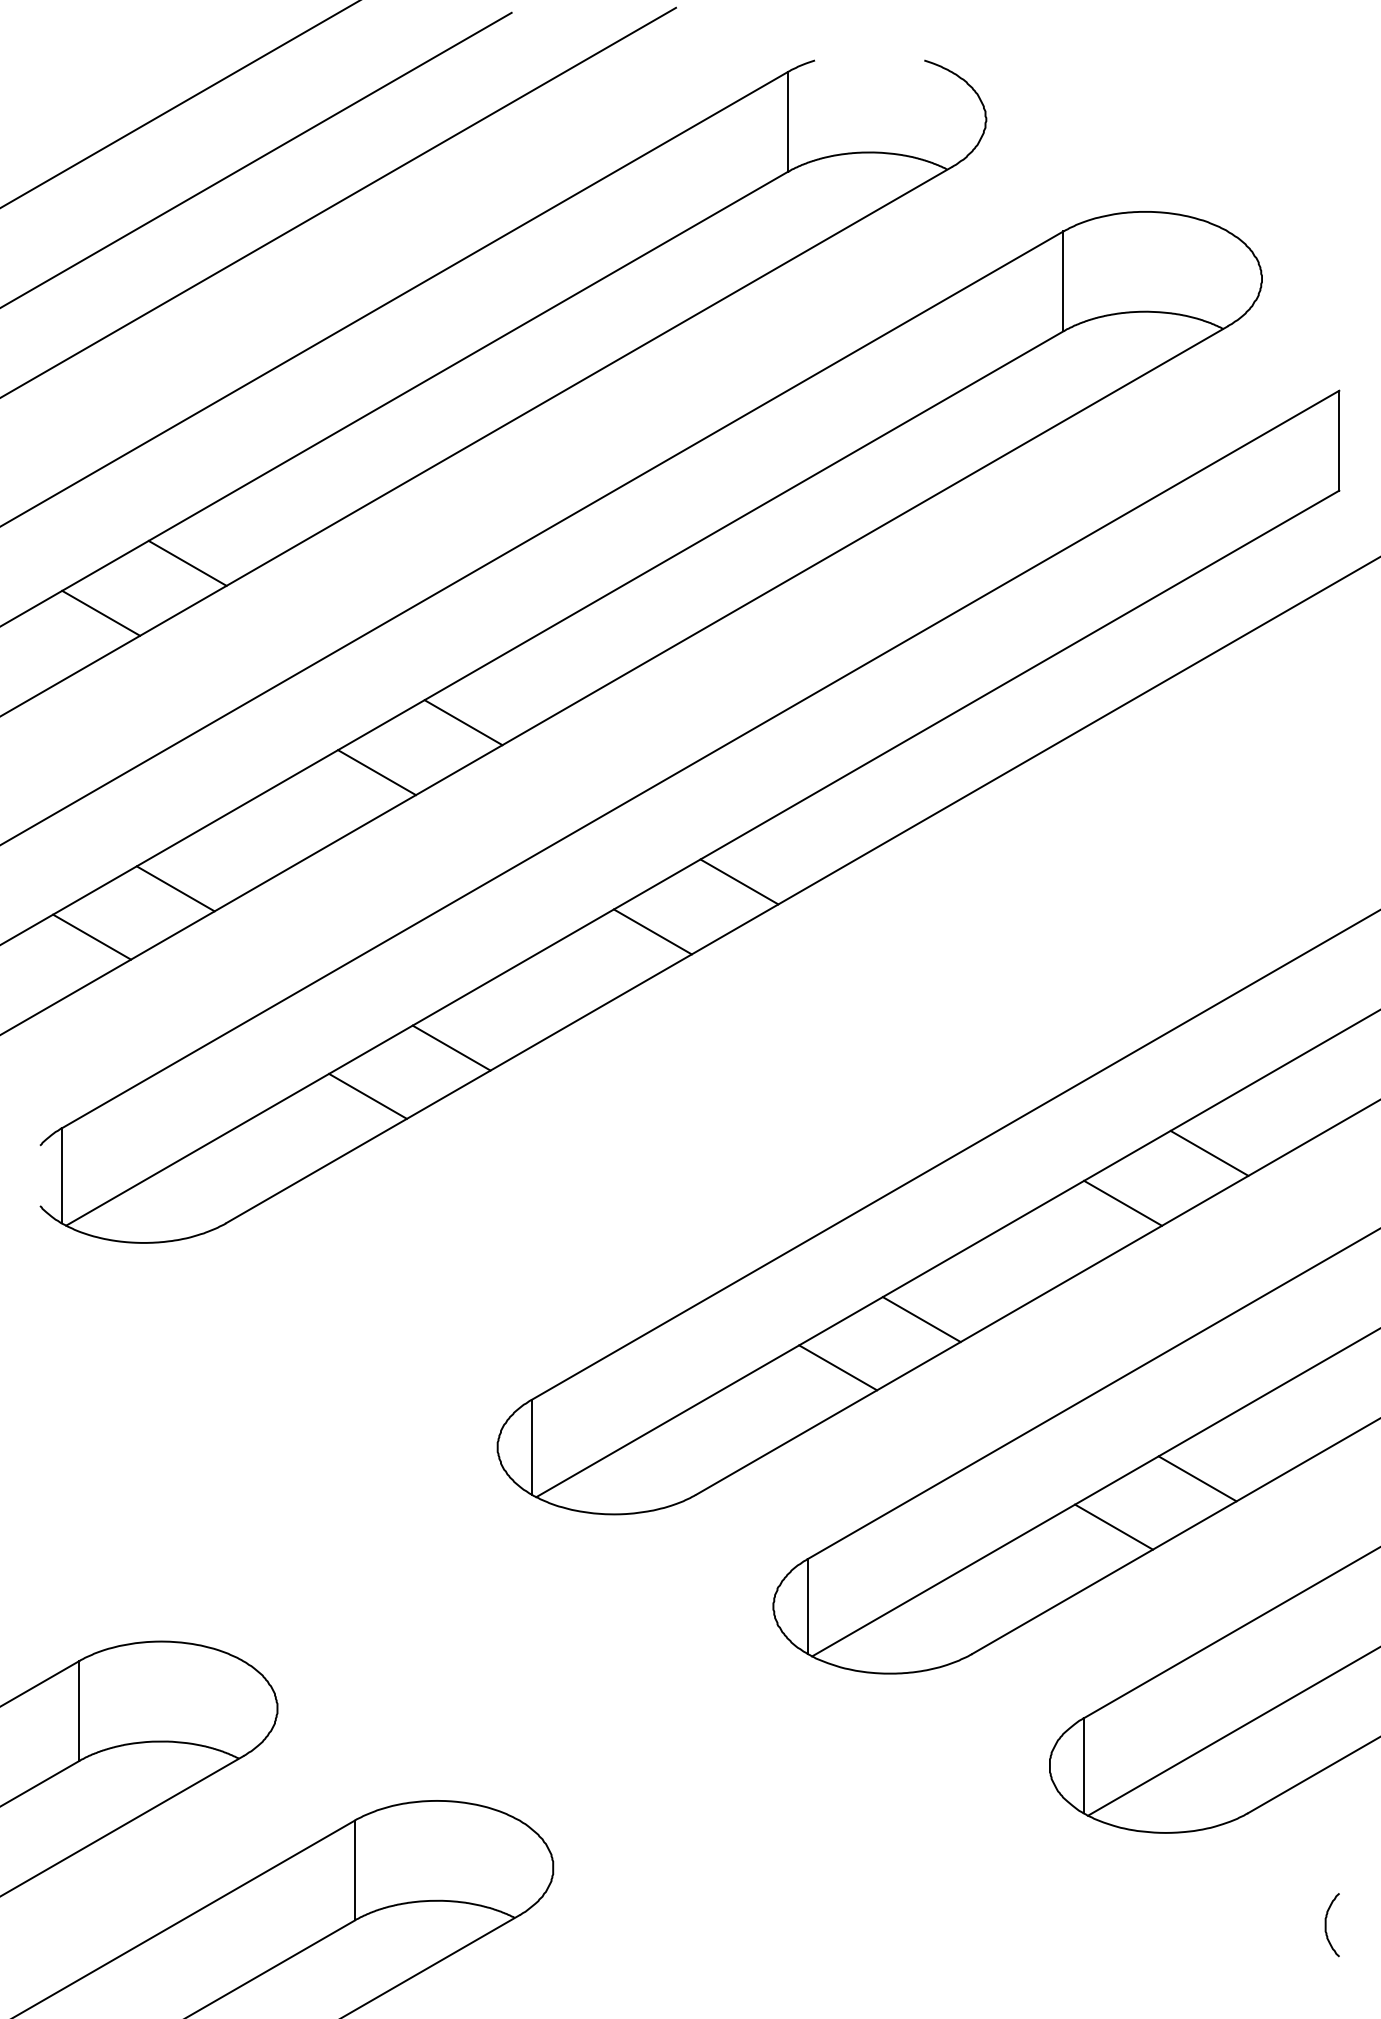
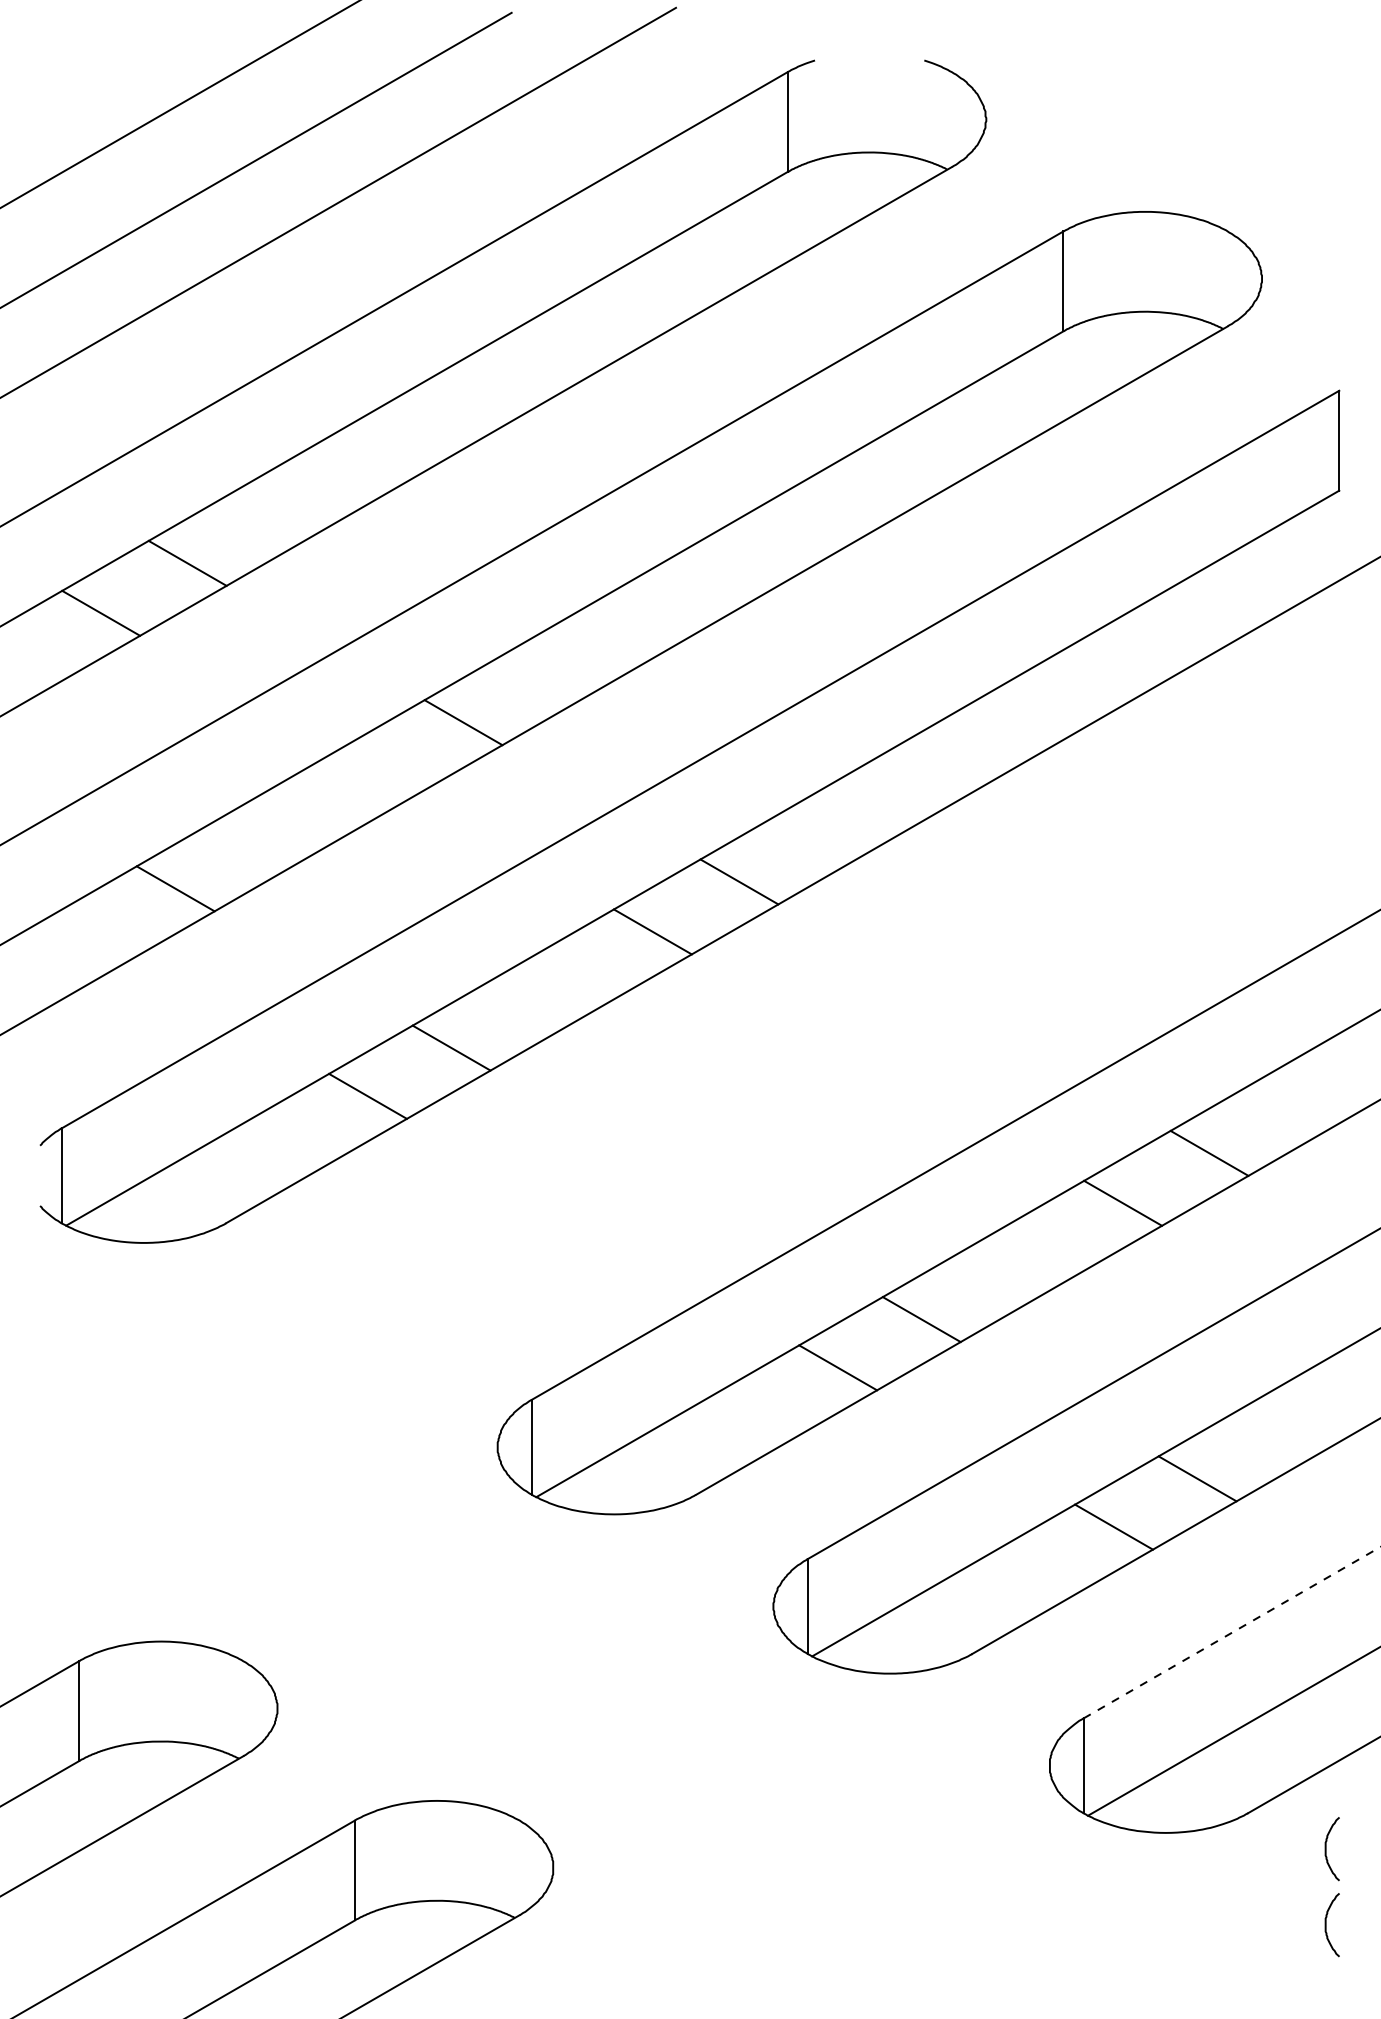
line: present -> none (376, 772)
line: present -> none (92, 936)
line: solid -> dashed (1232, 1632)
curve: none -> present (1326, 1849)
